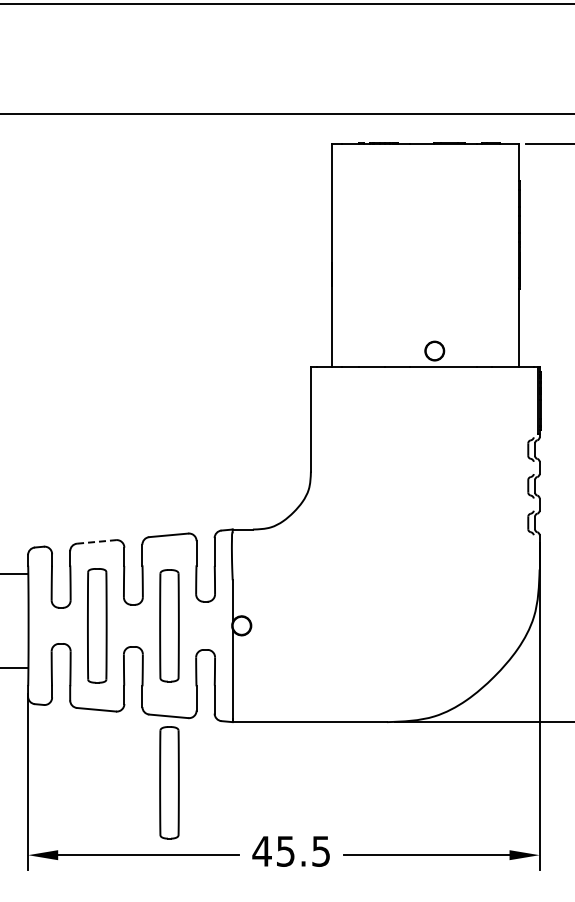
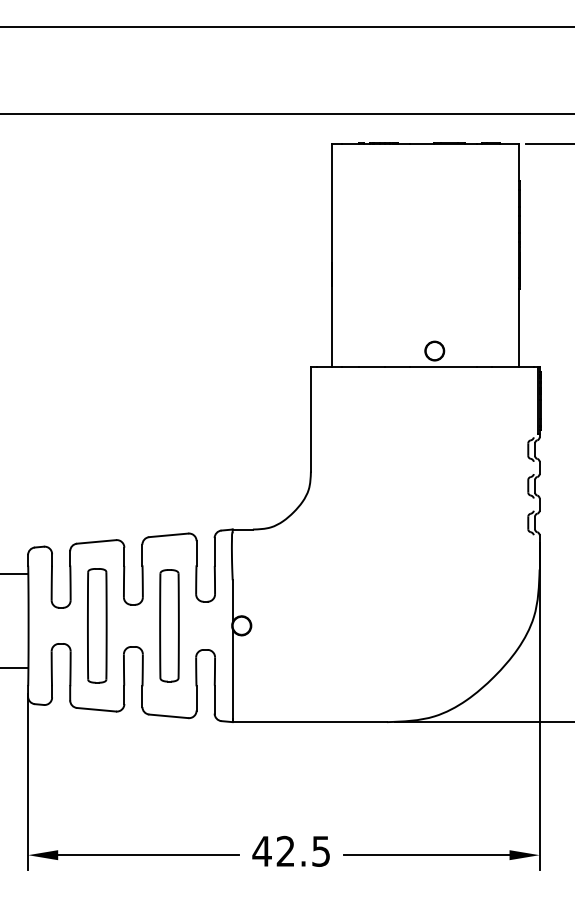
line position: (286, 4) -> (286, 27) (286, 27)
line: dashed -> solid (96, 541)
part: present -> none (169, 782)
text: 45.5 -> 42.5 (285, 850)
